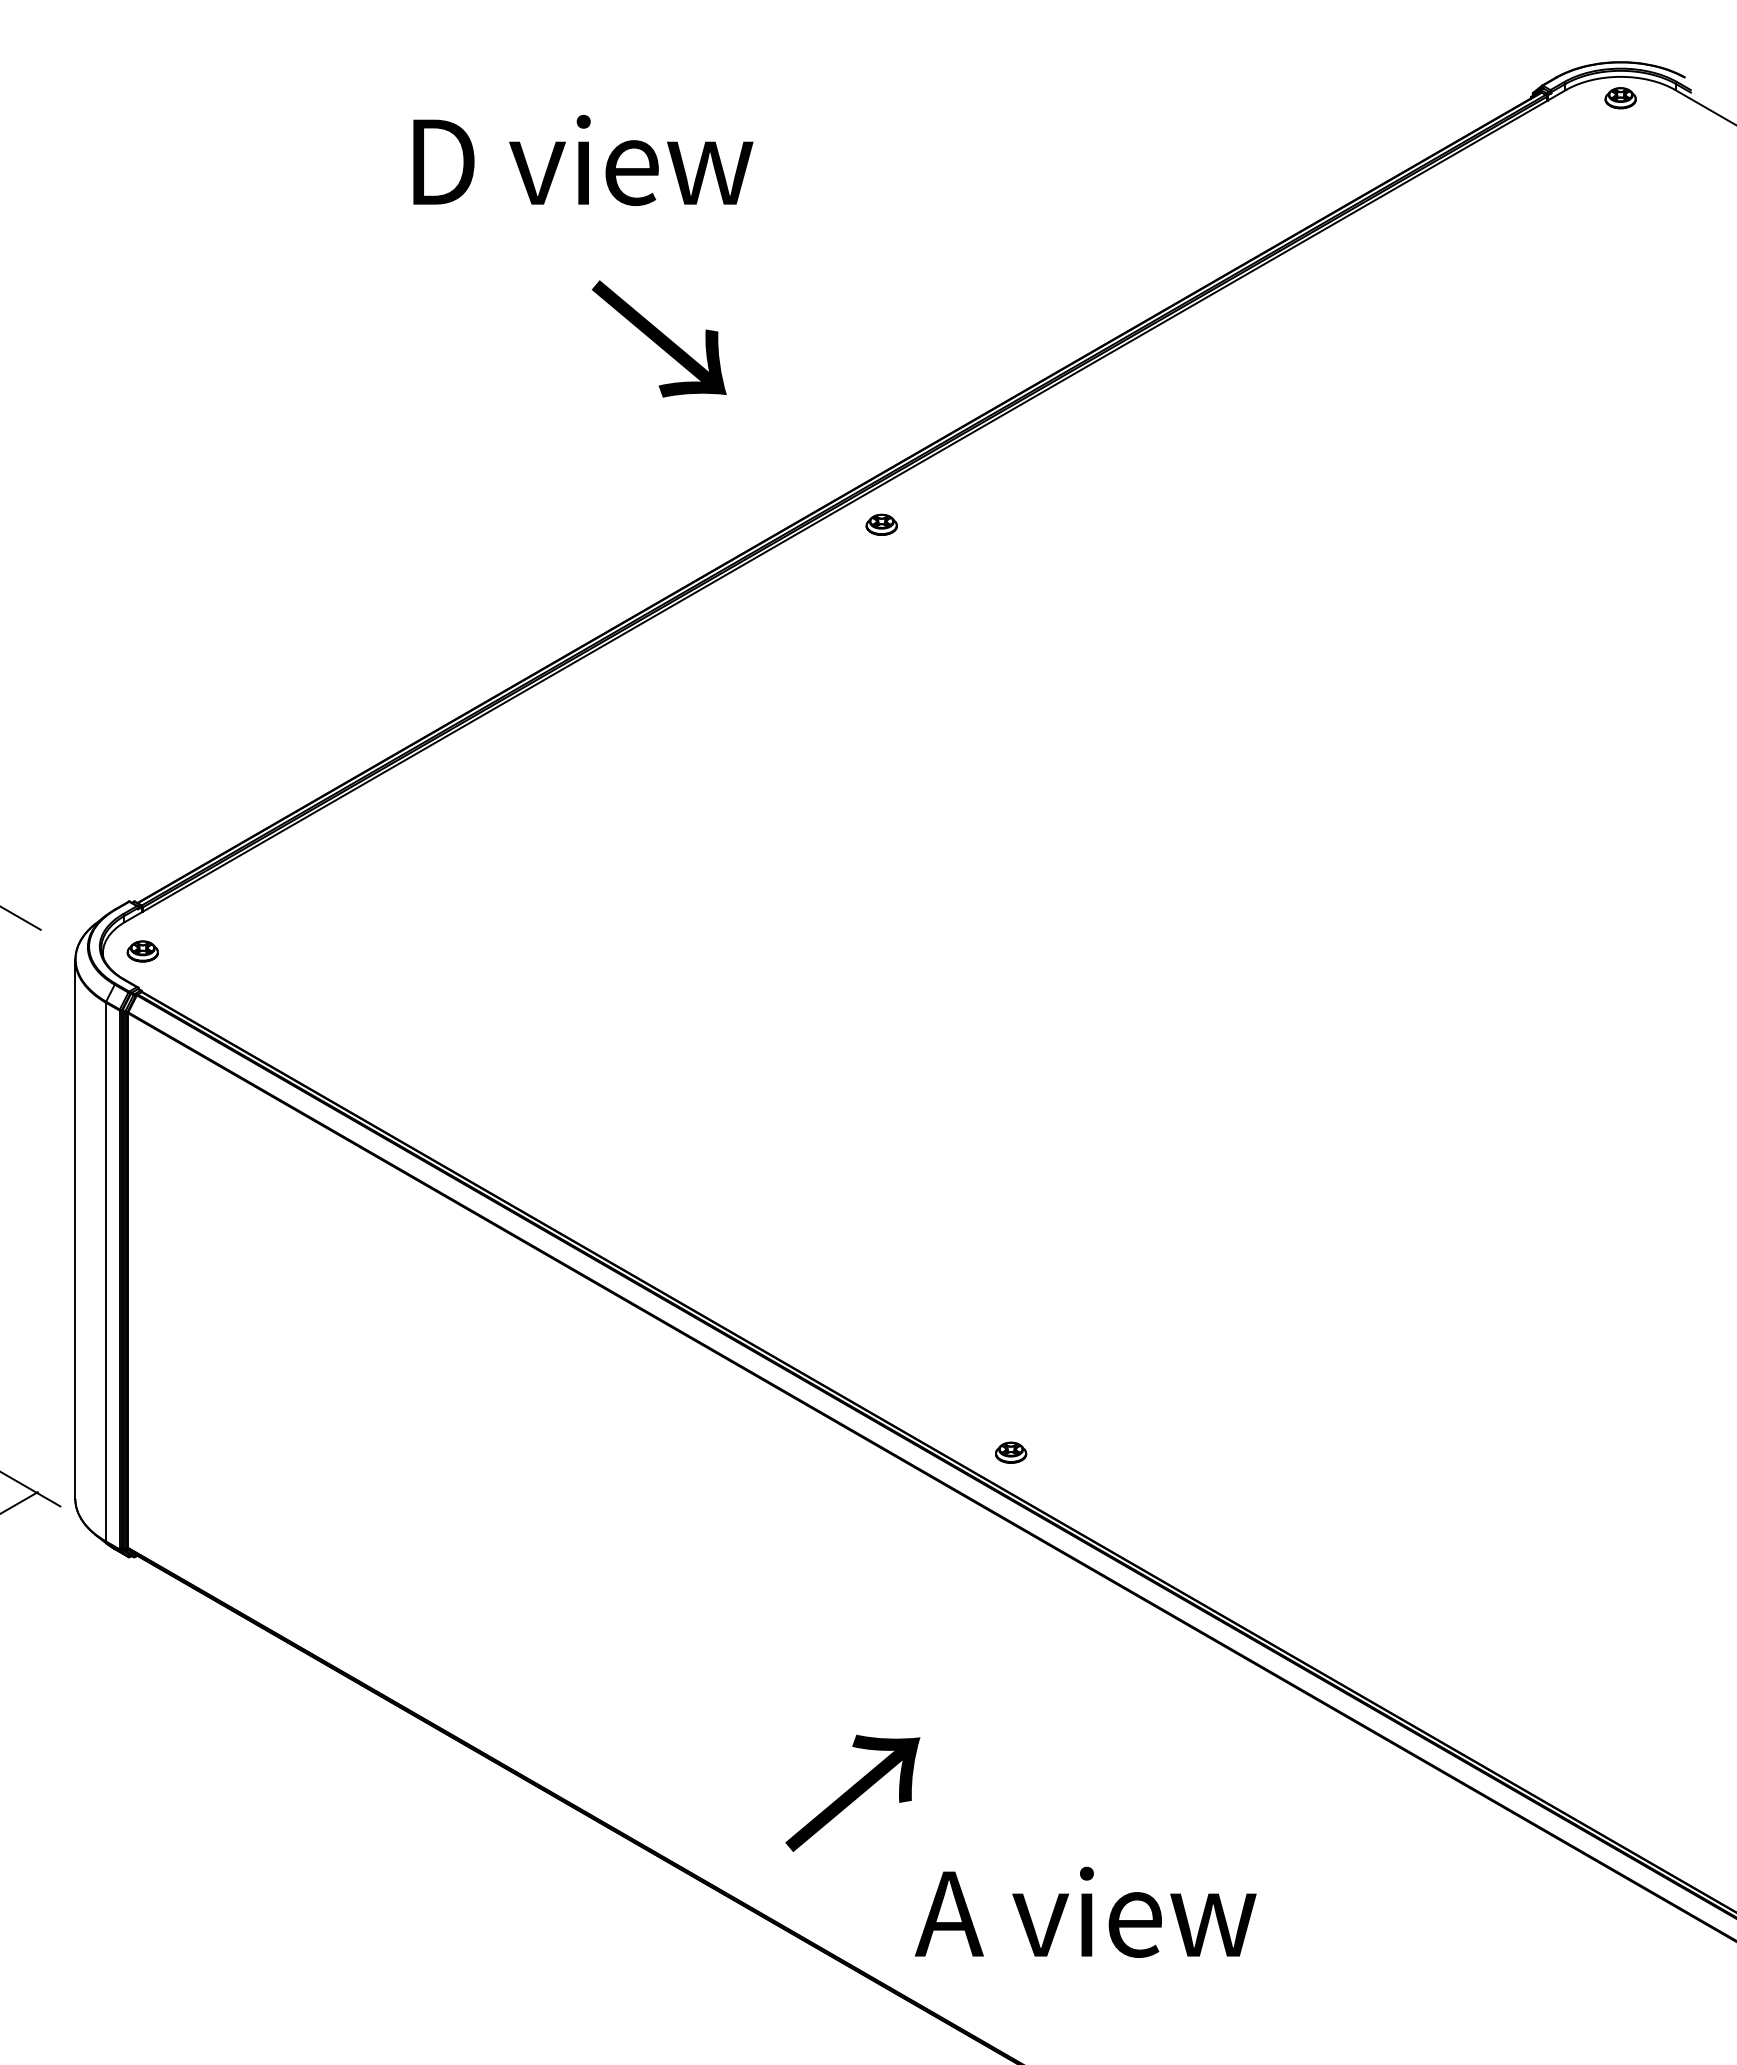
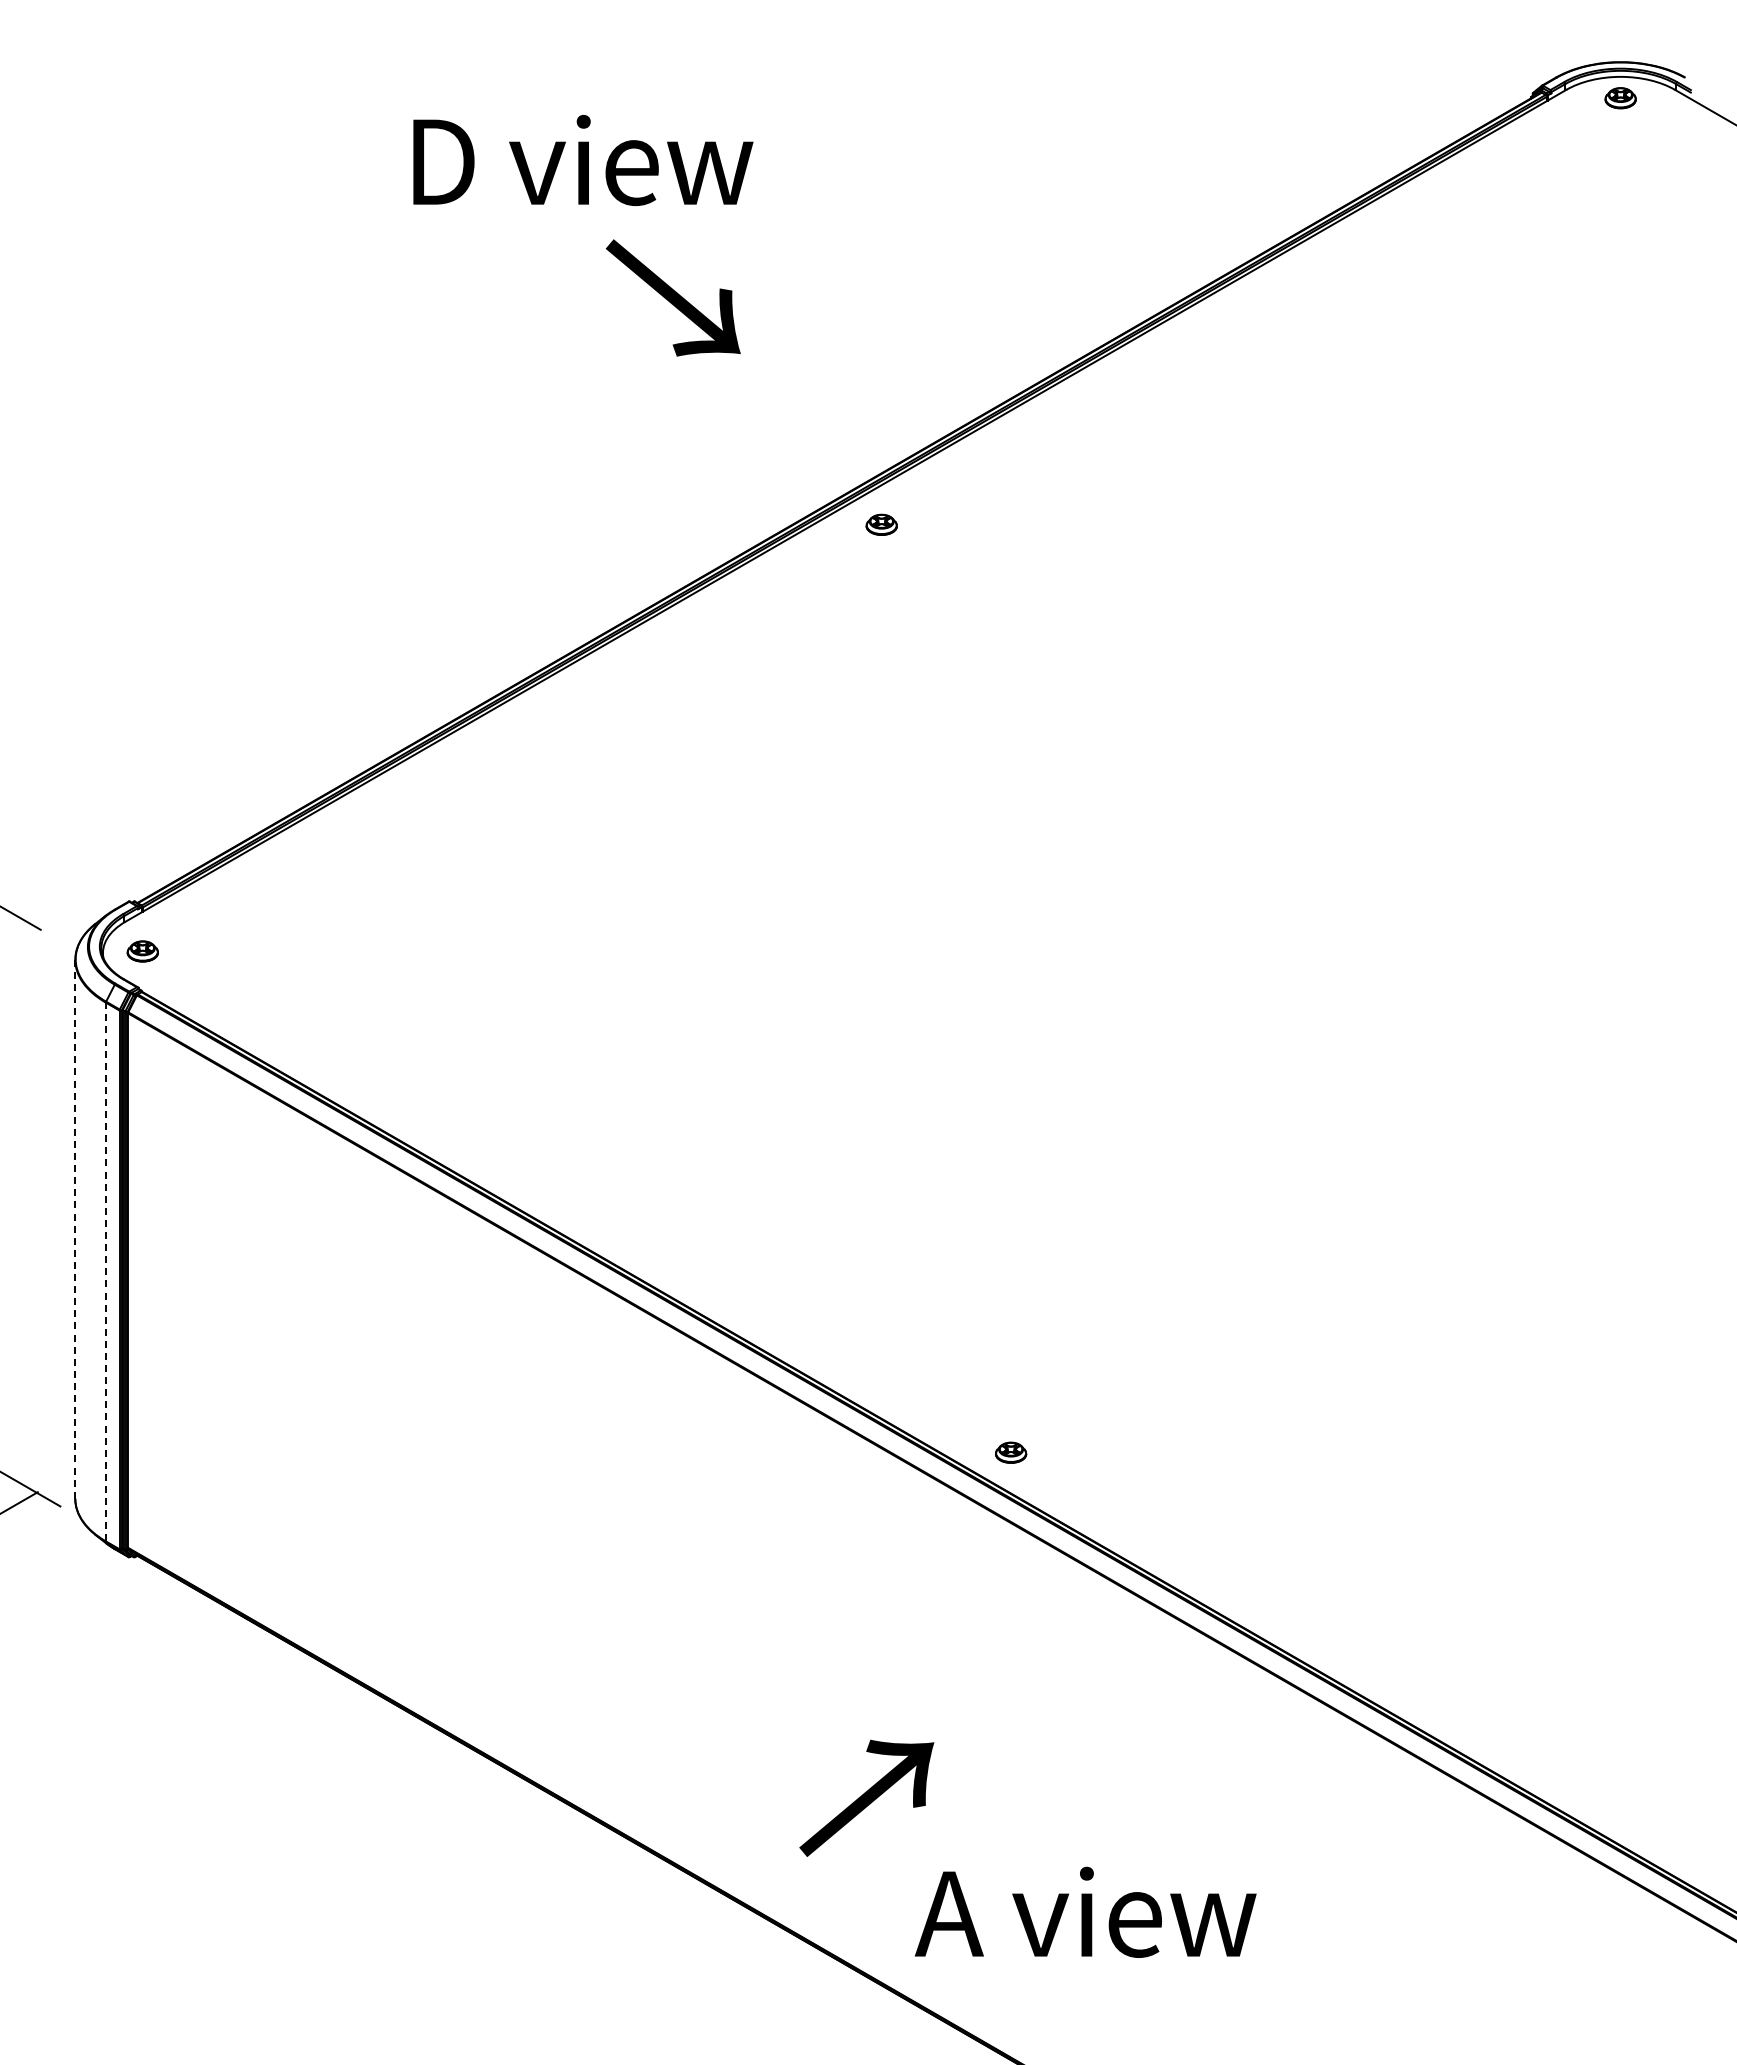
text position: (658, 338) -> (672, 297) (672, 297)
line: solid -> dashed (75, 1228)
line: solid -> dashed (105, 1271)
text position: (852, 1792) -> (866, 1797) (866, 1797)
